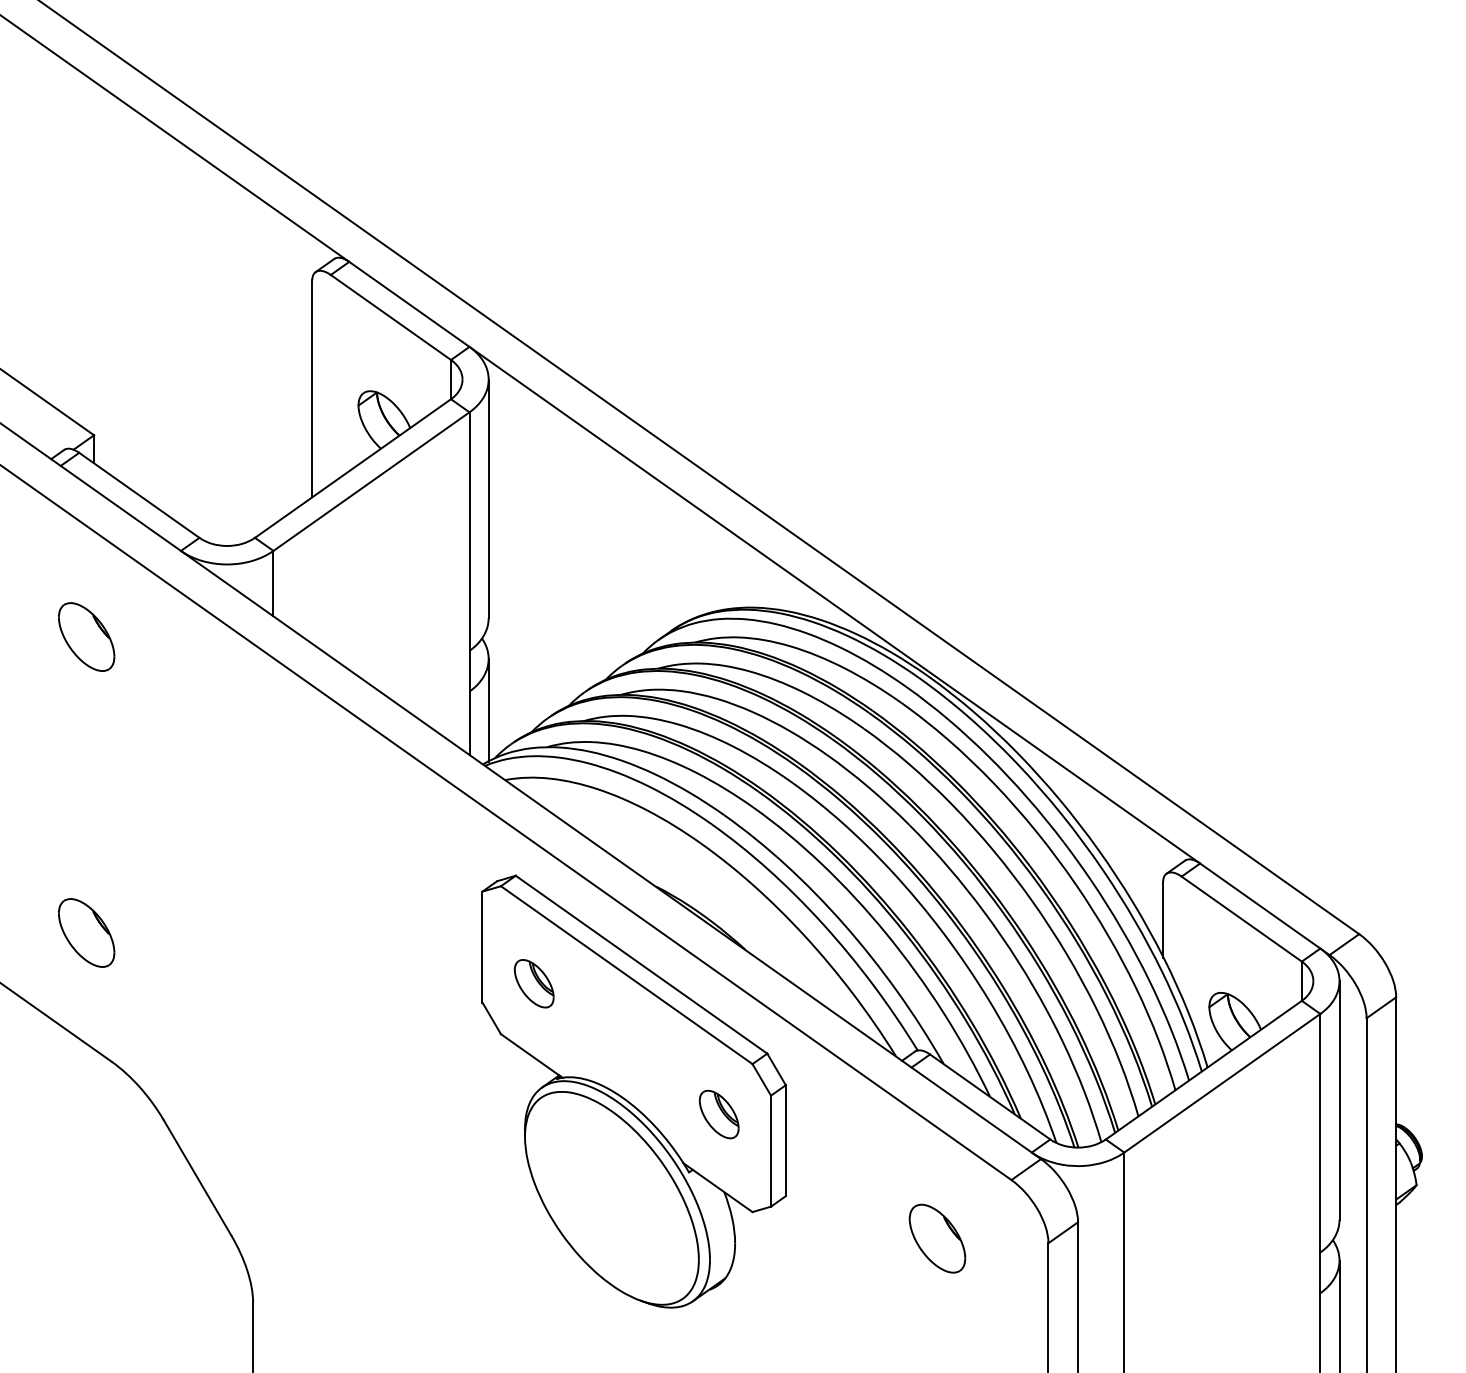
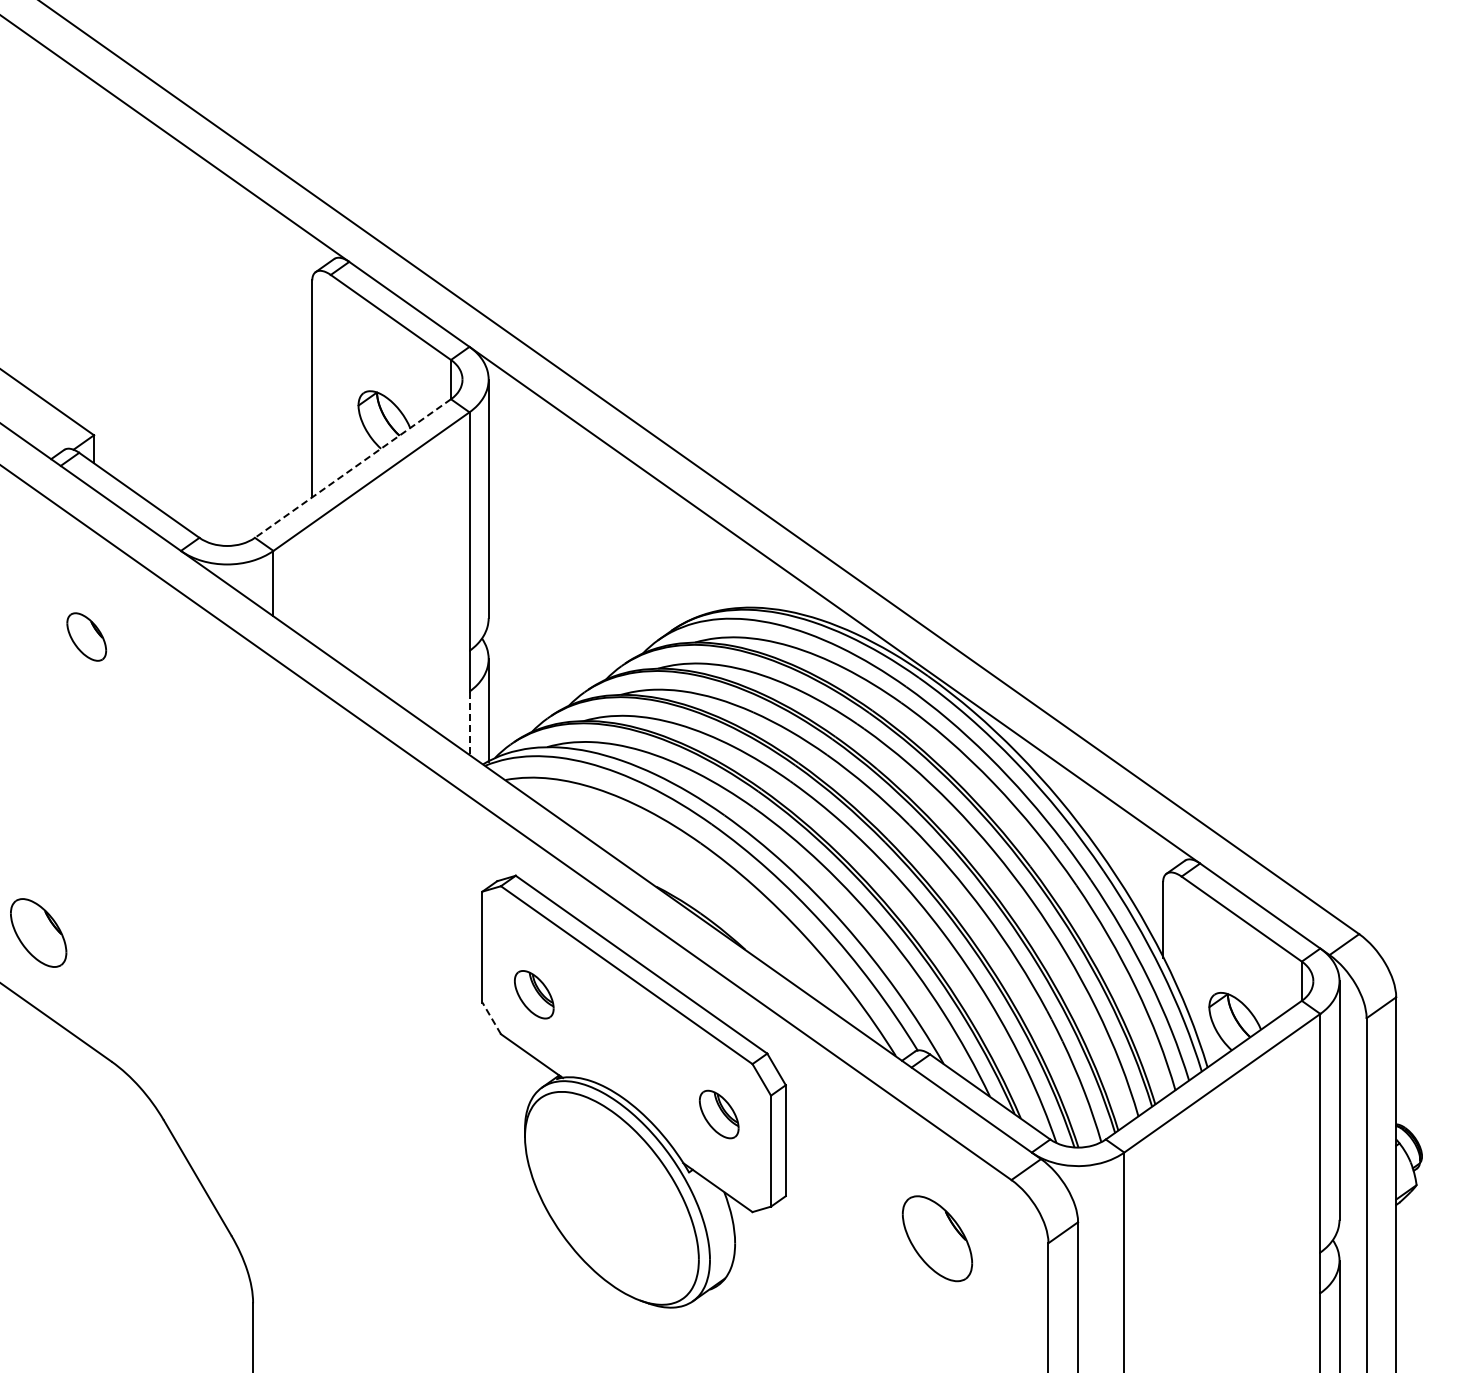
line: solid -> dashed (352, 468)
part size: 58x70 px -> 42x50 px (86, 636)
line: solid -> dashed (469, 723)
part position: (86, 932) -> (38, 932) (38, 932)
part position: (534, 983) -> (534, 994) (534, 994)
line: solid -> dashed (491, 1017)
part size: 59x71 px -> 73x88 px (937, 1238)
